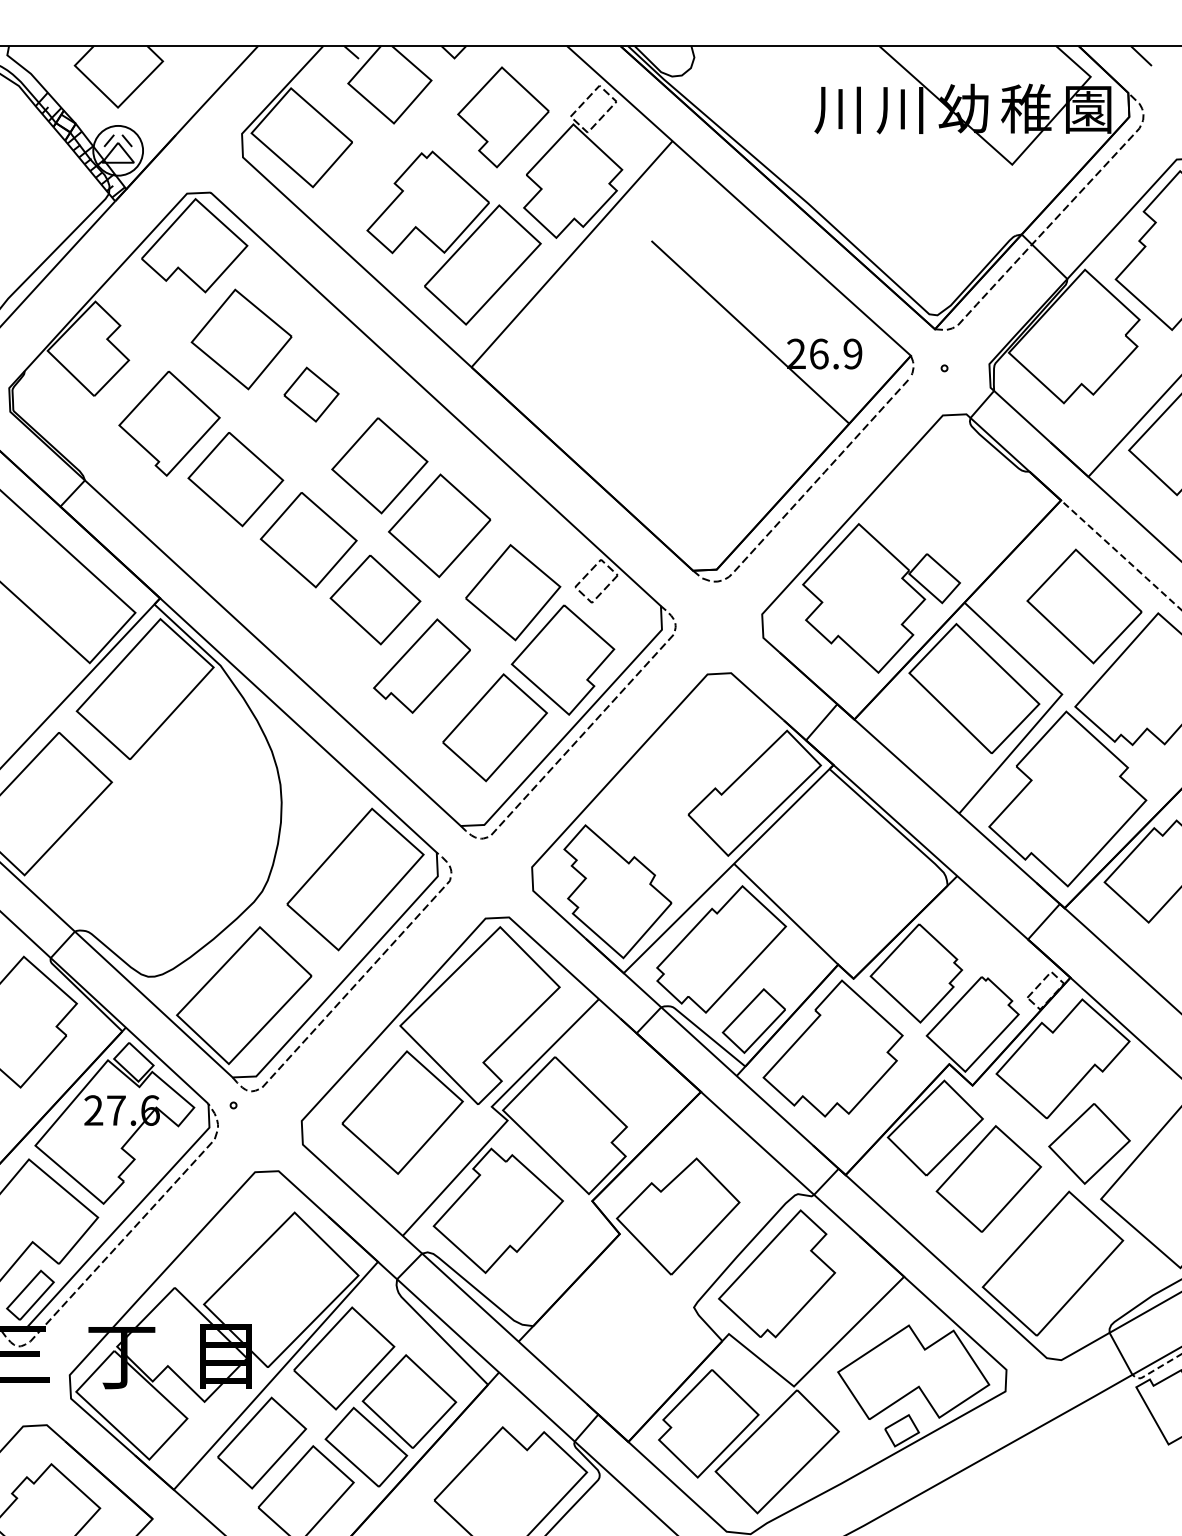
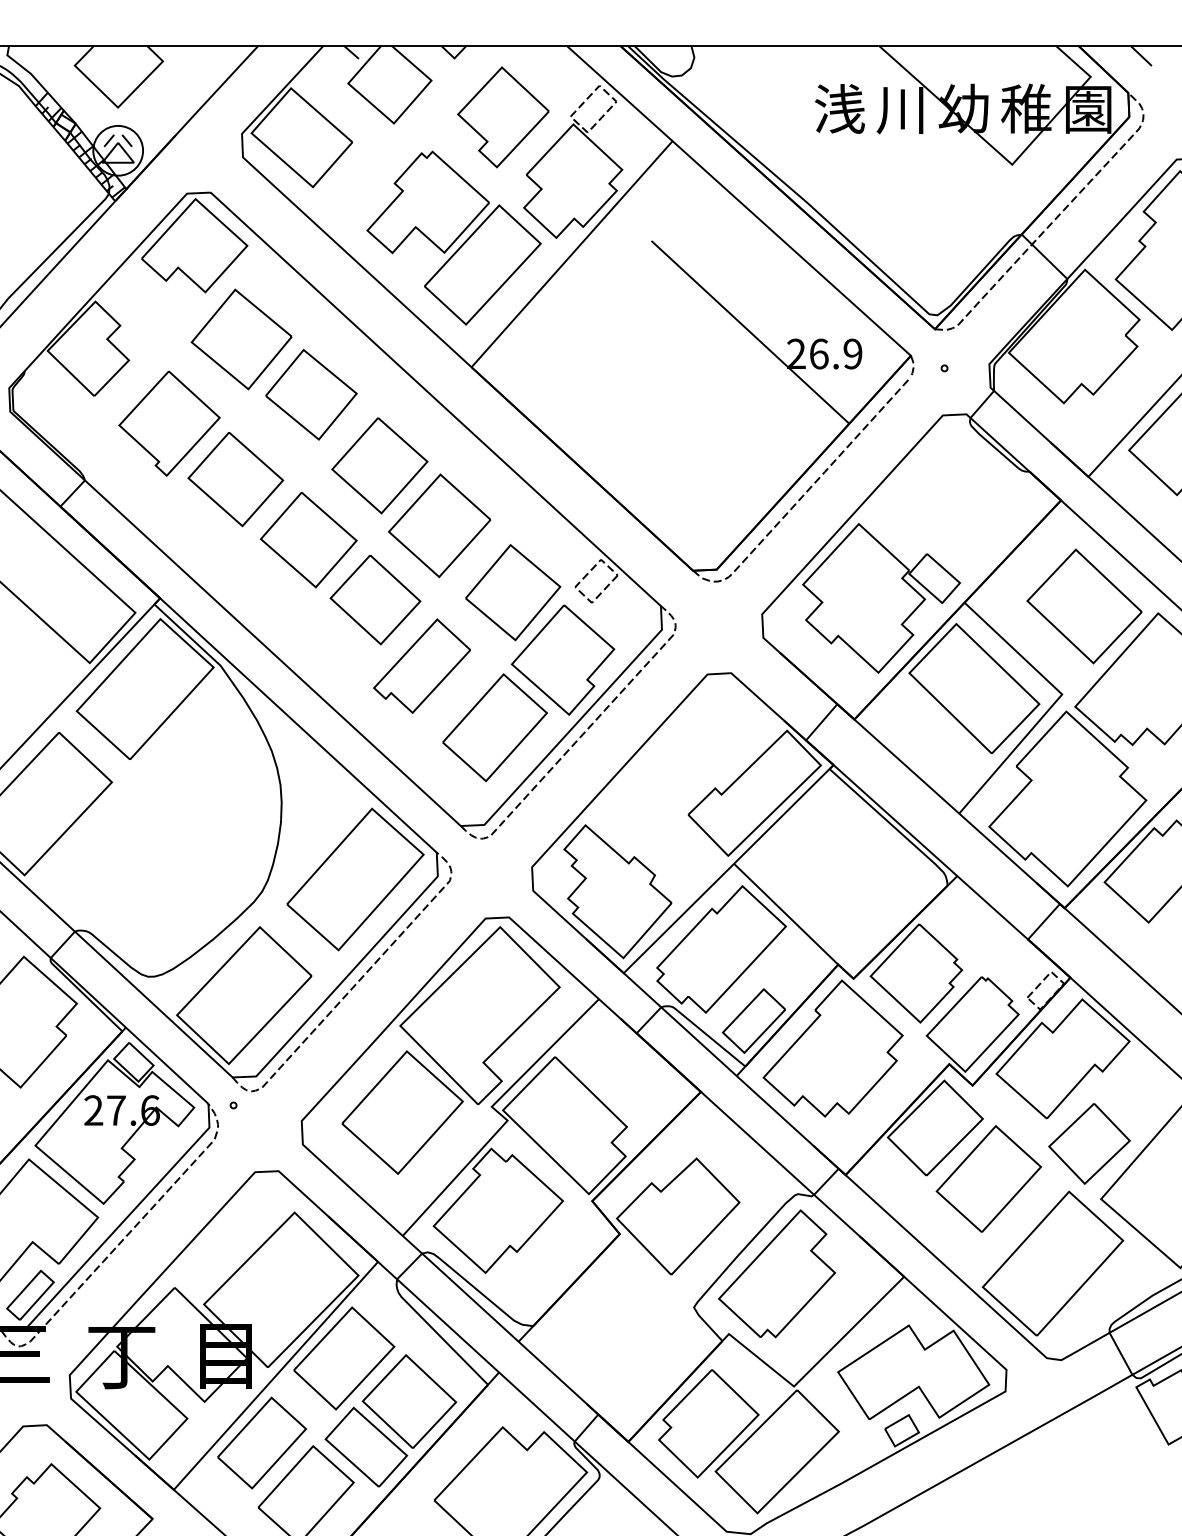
text: 川 -> 浅 (839, 109)
part size: 57x57 px -> 93x93 px (311, 394)
line: dashed -> solid (1121, 555)
line: dashed -> solid (1155, 1369)
